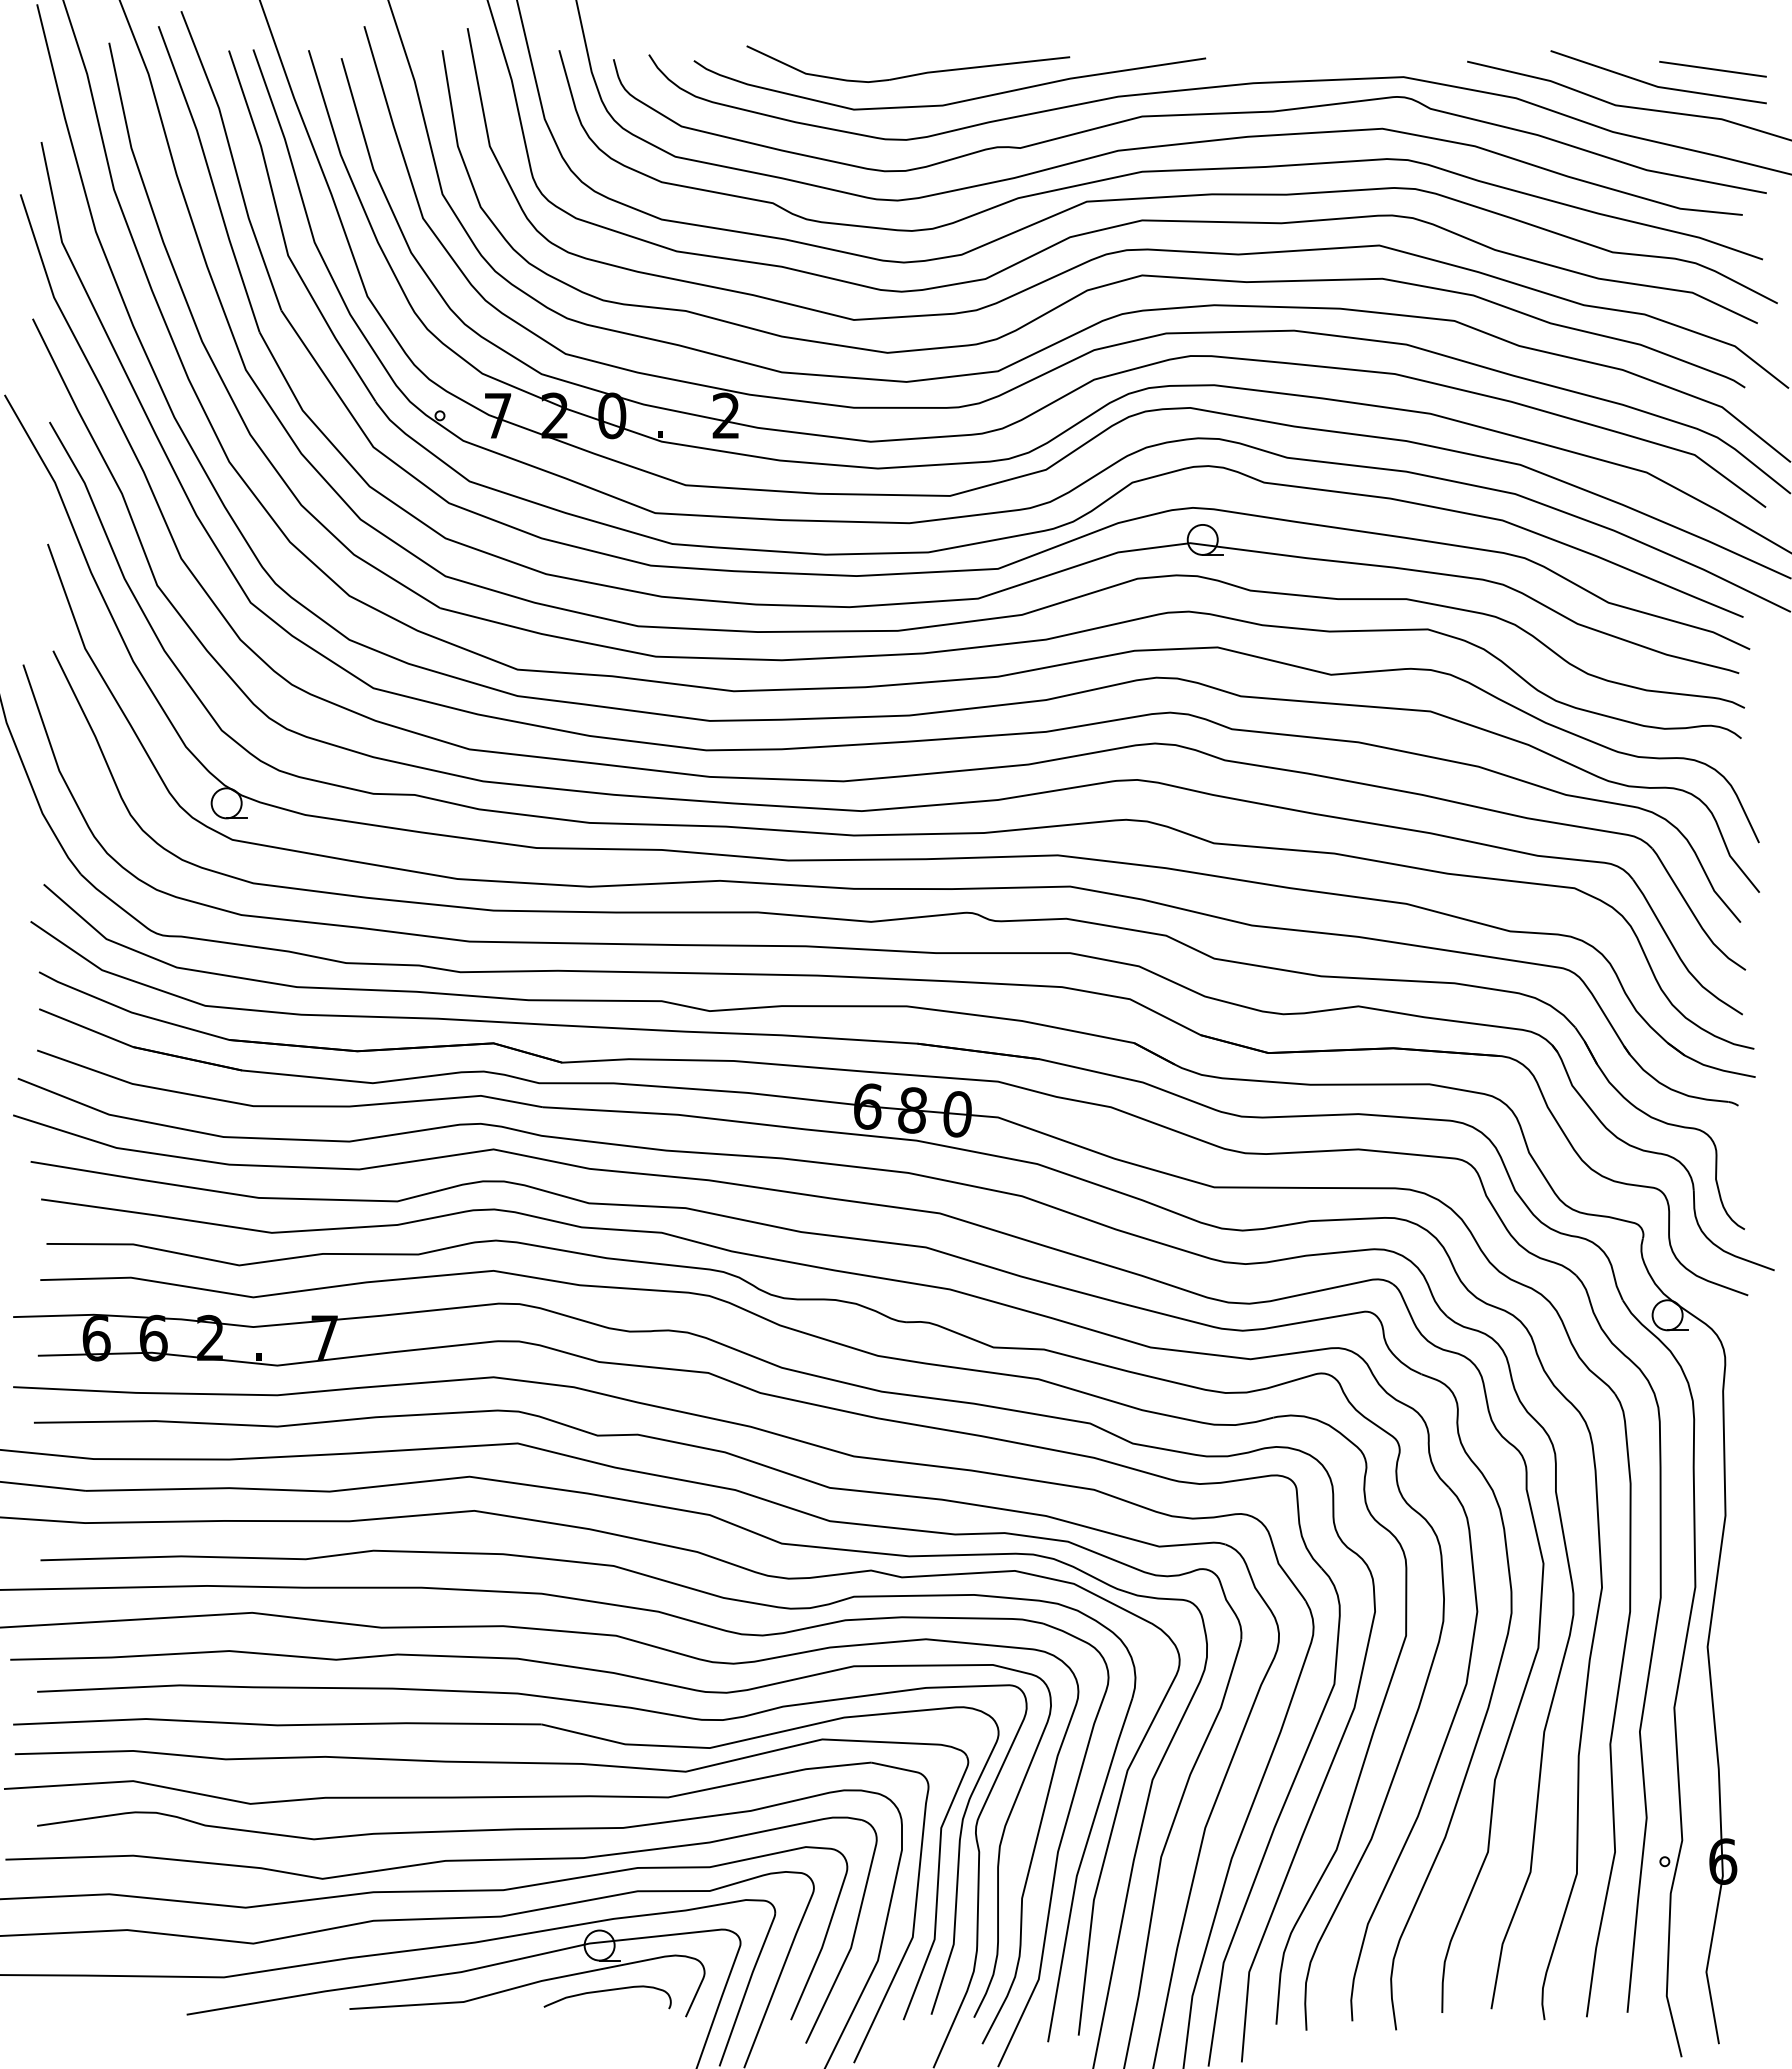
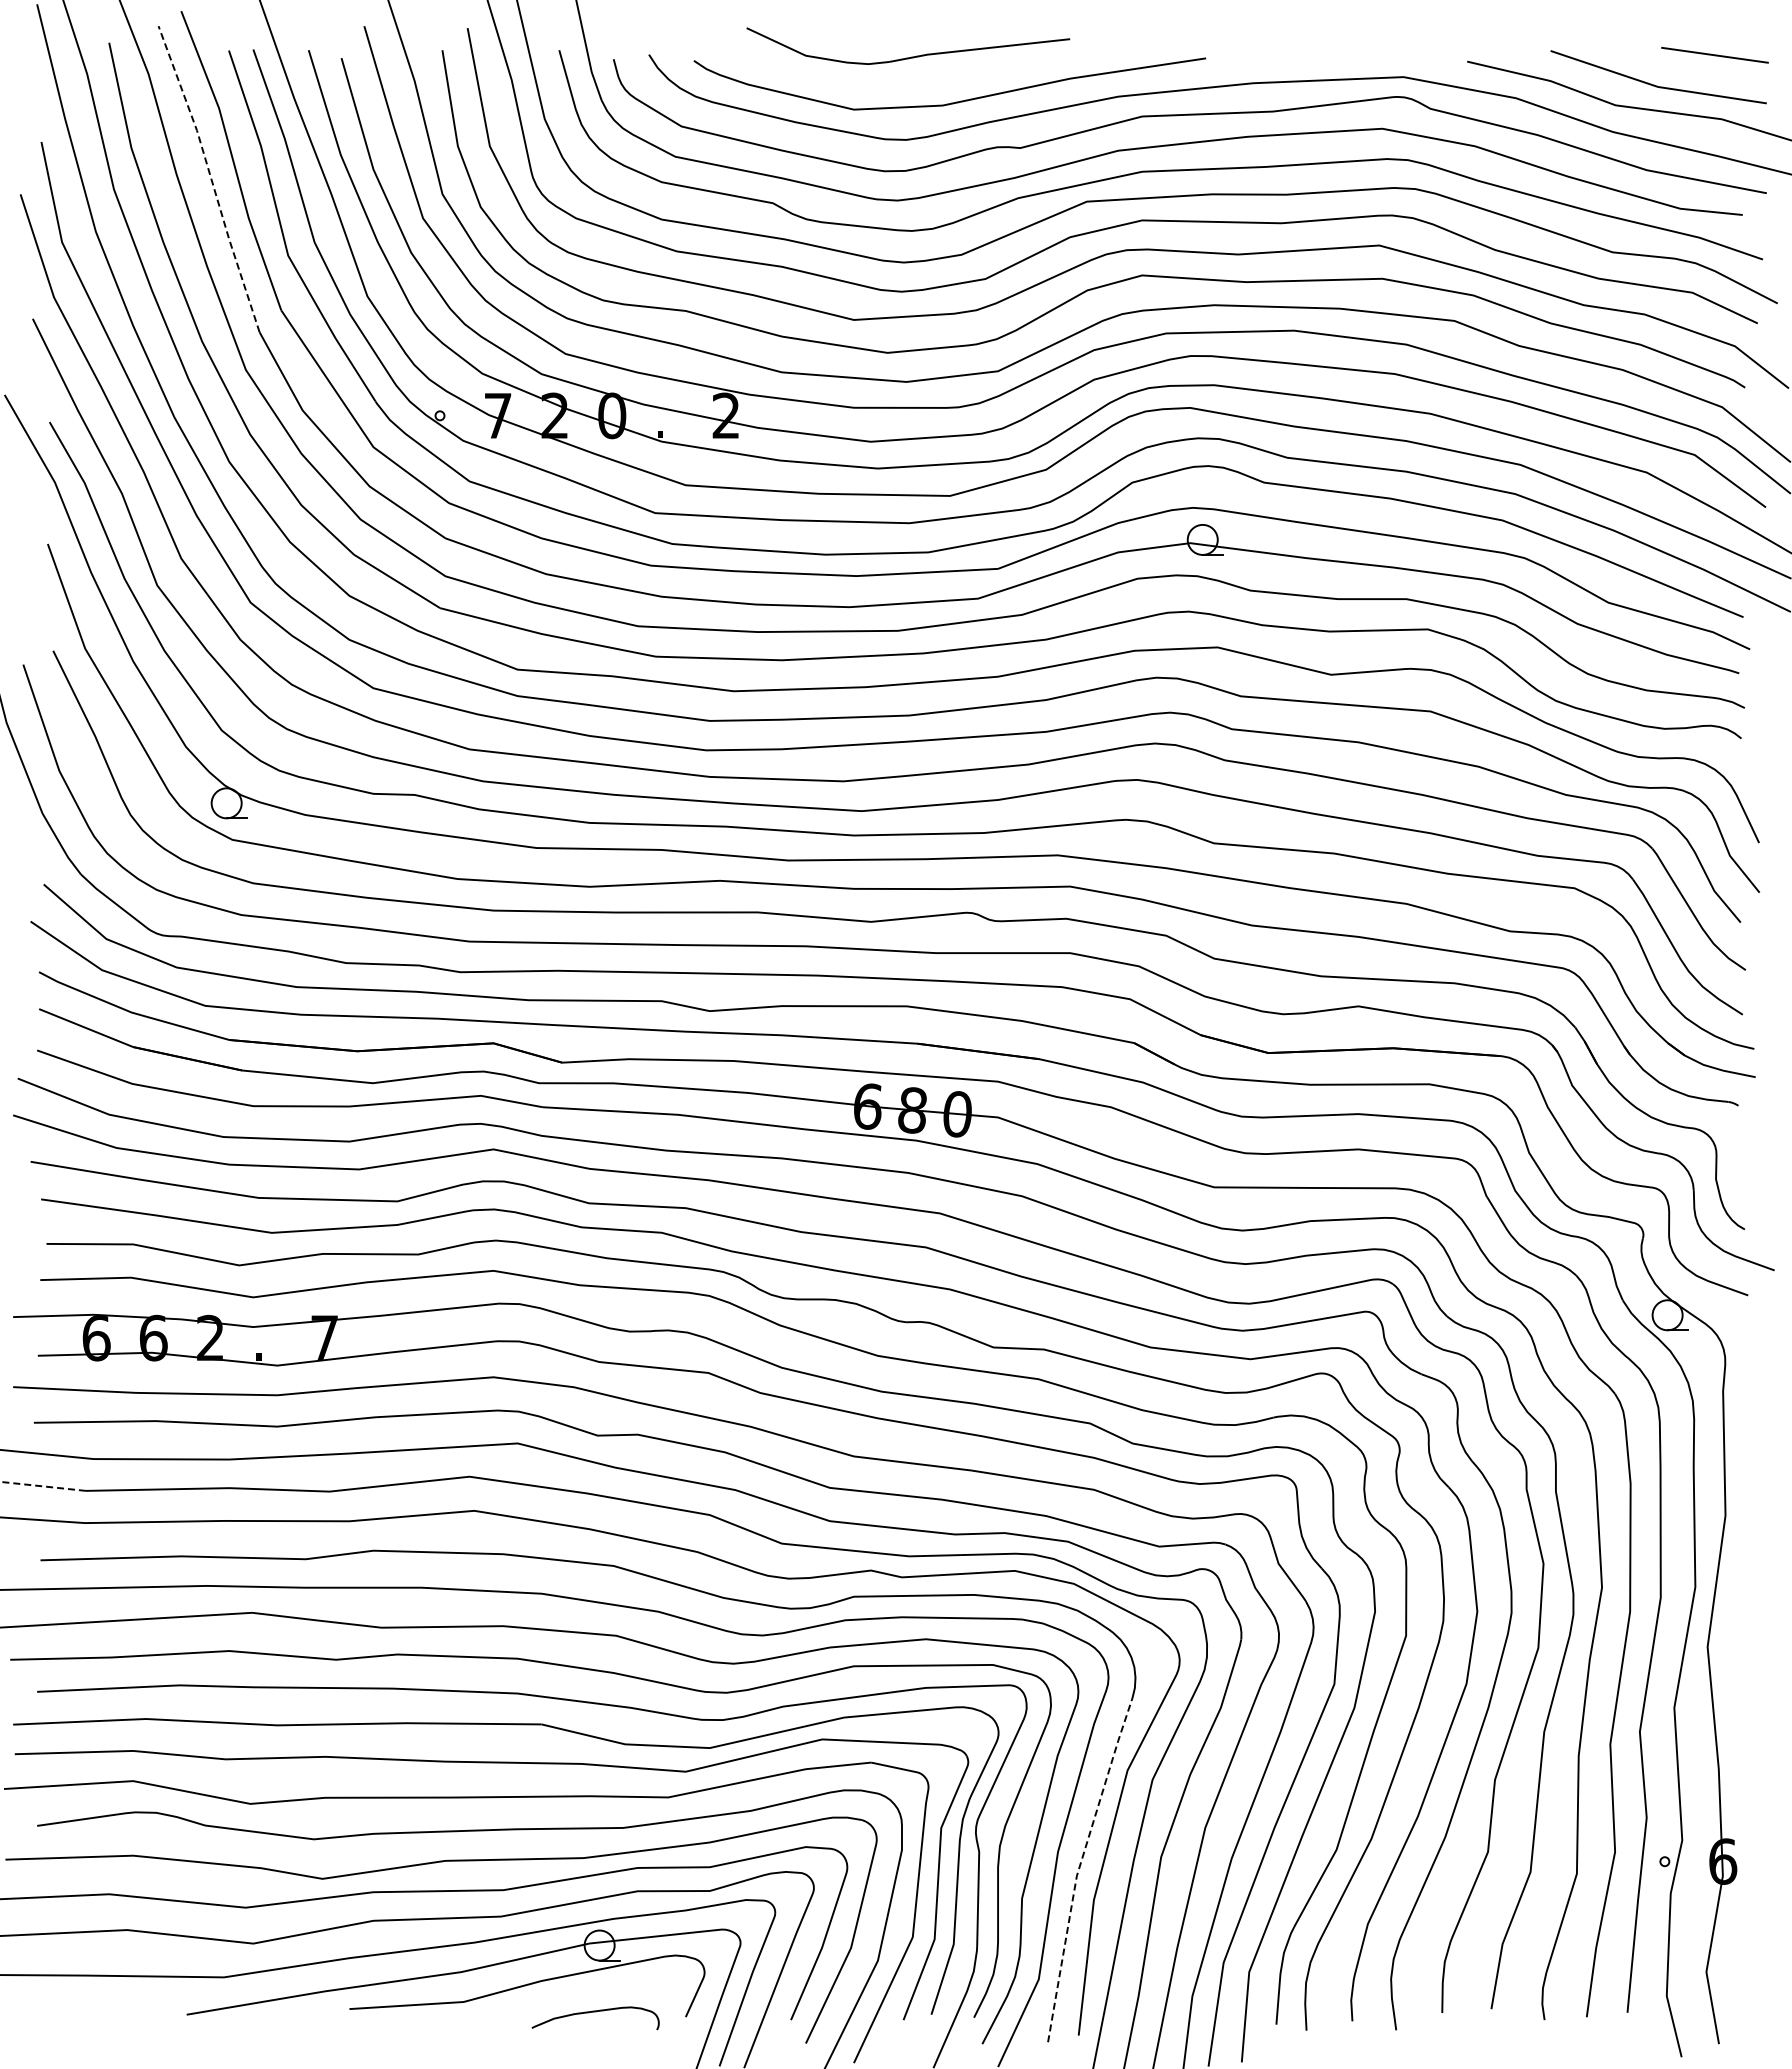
line position: (1712, 69) -> (1714, 55) (1714, 55)
part position: (911, 74) -> (911, 56) (911, 56)
line: solid -> dashed (211, 178)
line: solid -> dashed (43, 1486)
line: solid -> dashed (1079, 1866)
curve position: (607, 1991) -> (595, 2012) (595, 2012)
